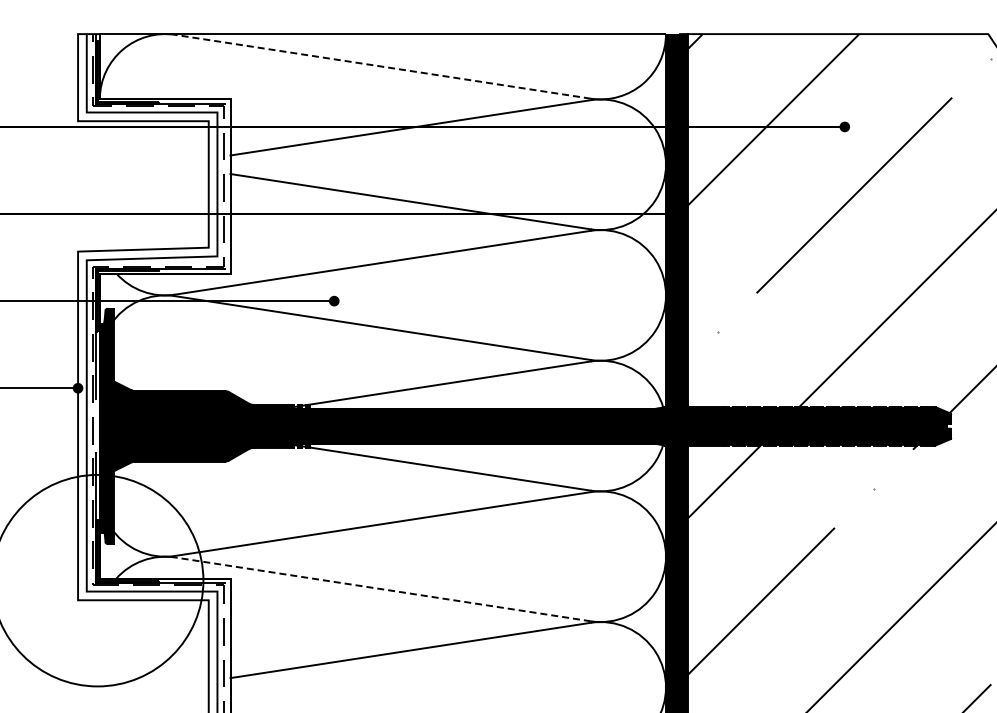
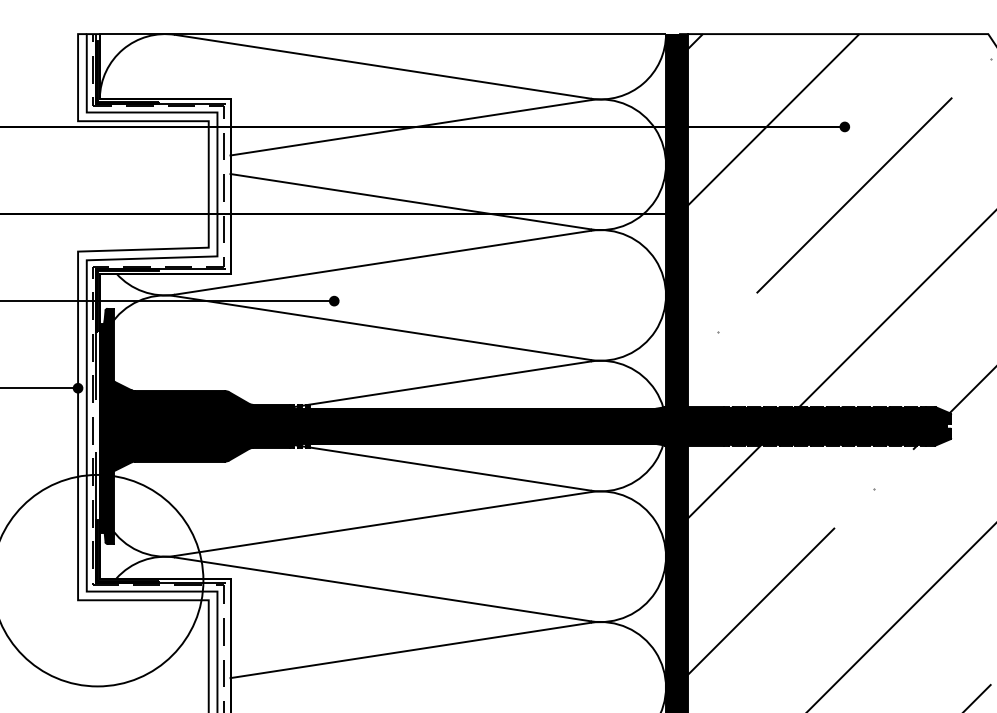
line: dashed -> solid (382, 66)
line: dashed -> solid (382, 589)
